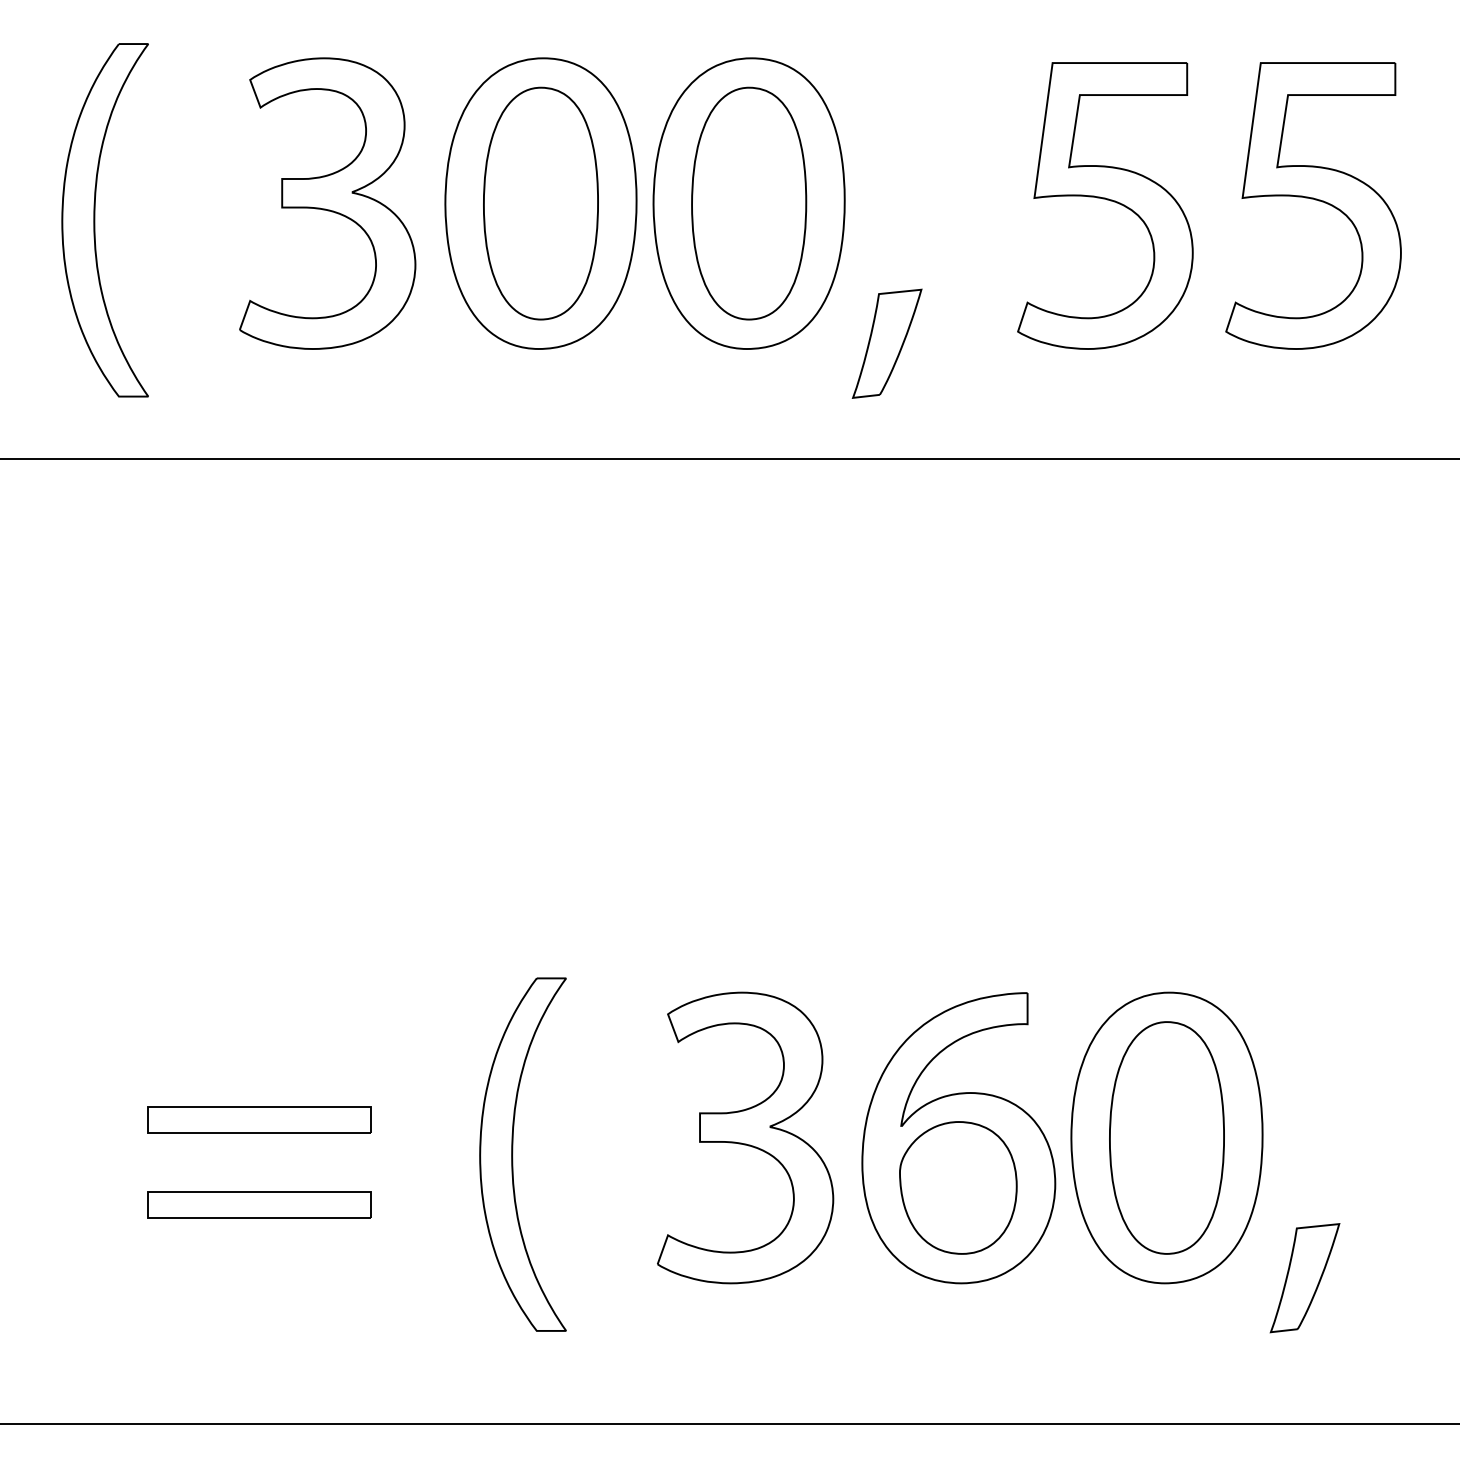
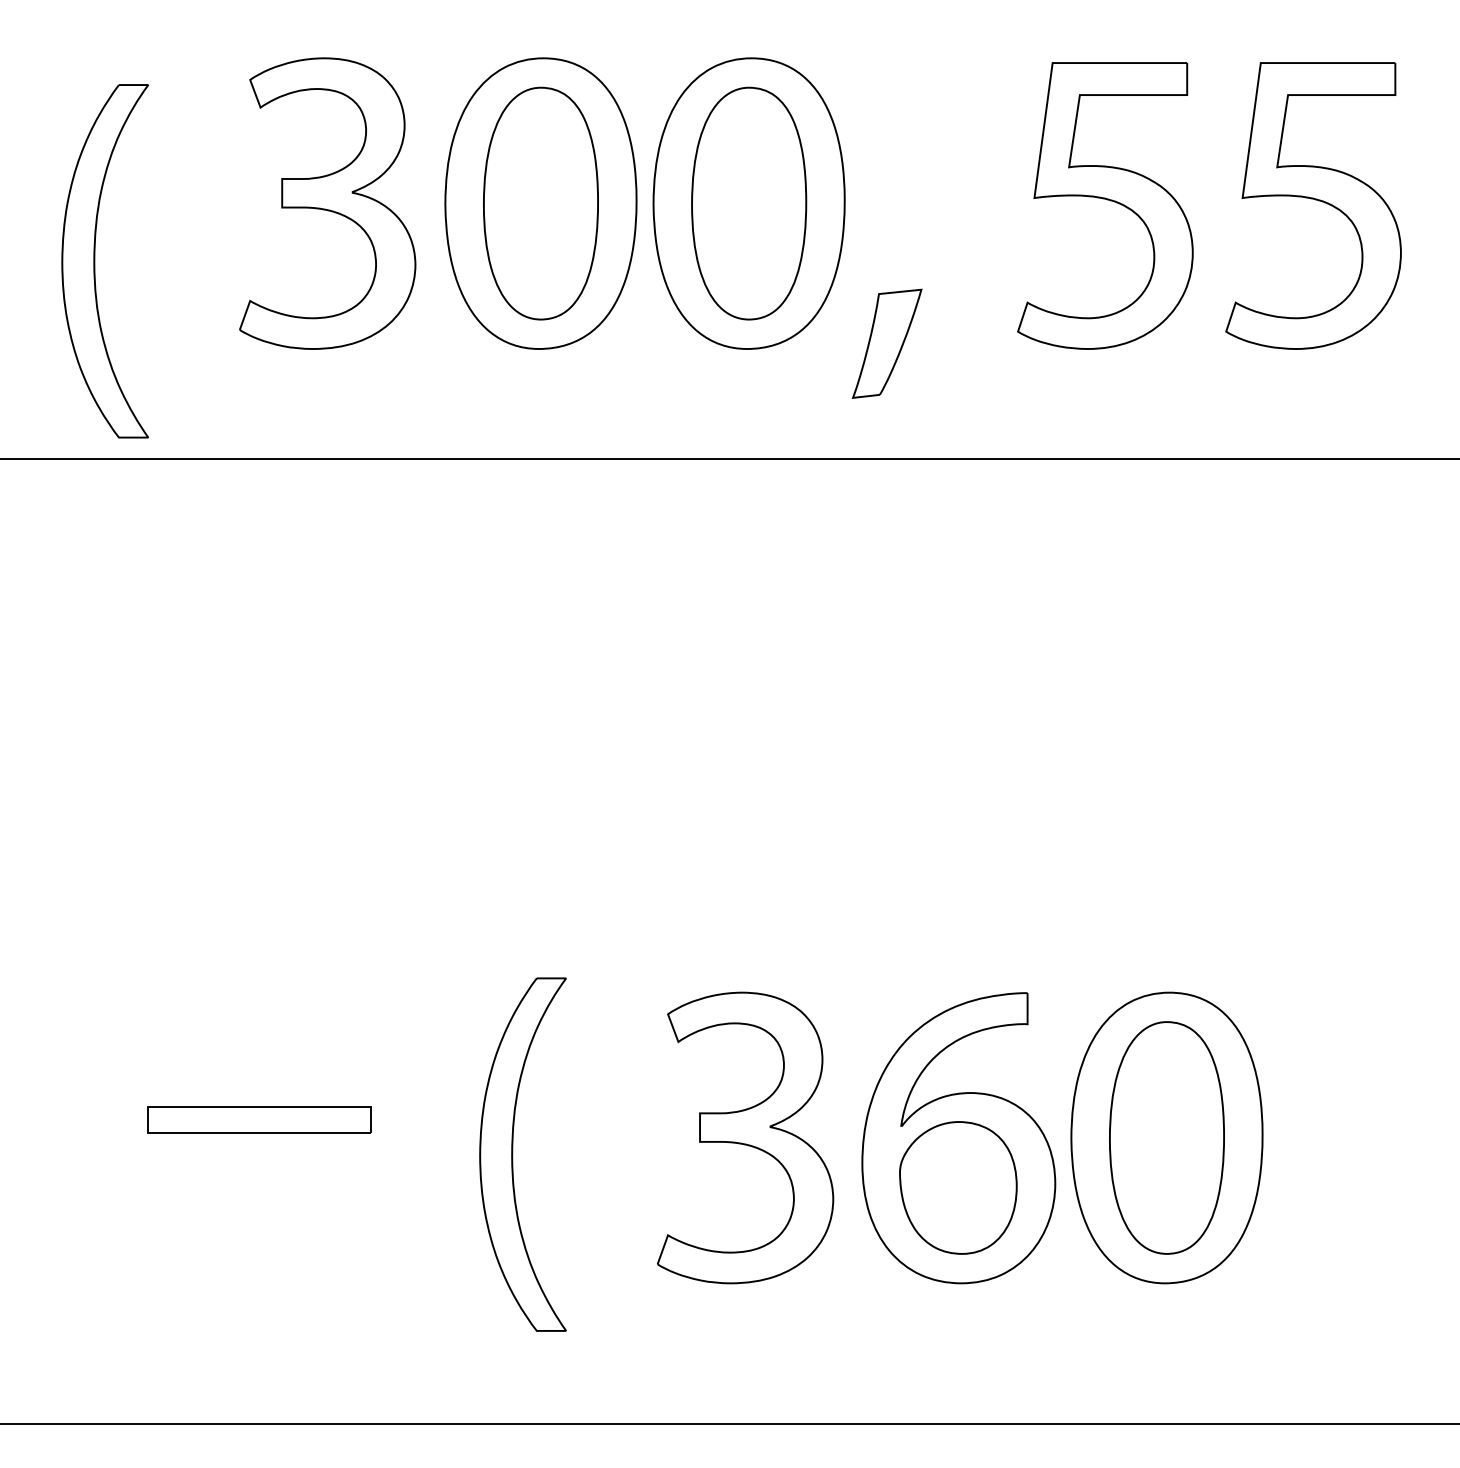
part position: (95, 220) -> (95, 261) (95, 261)
part: present -> none (259, 1204)
part: present -> none (1304, 1278)
